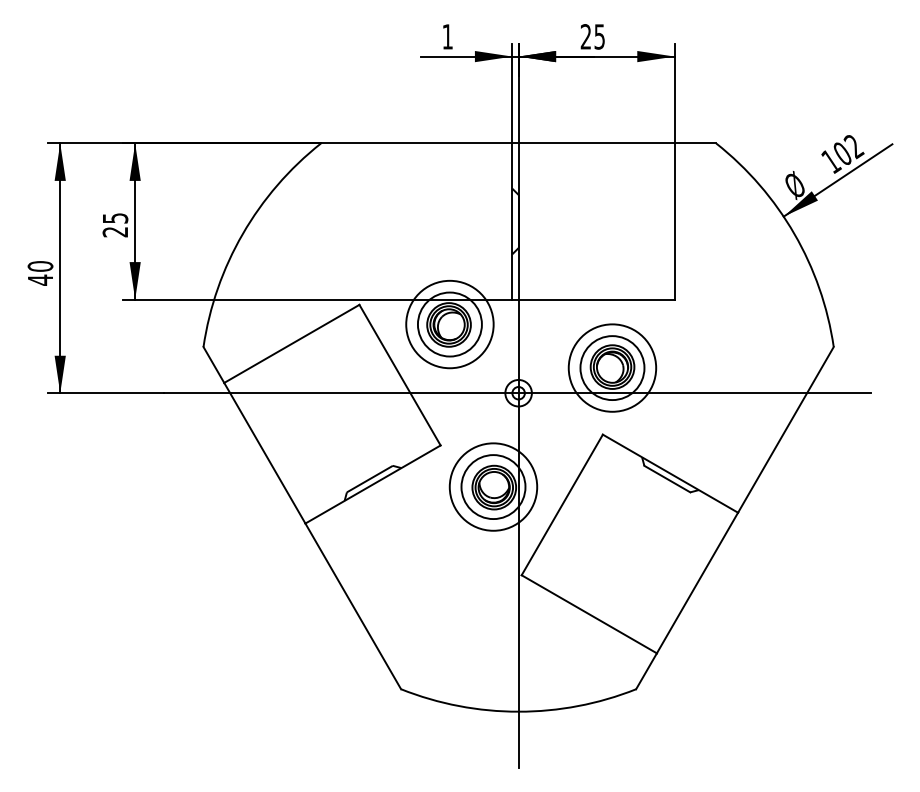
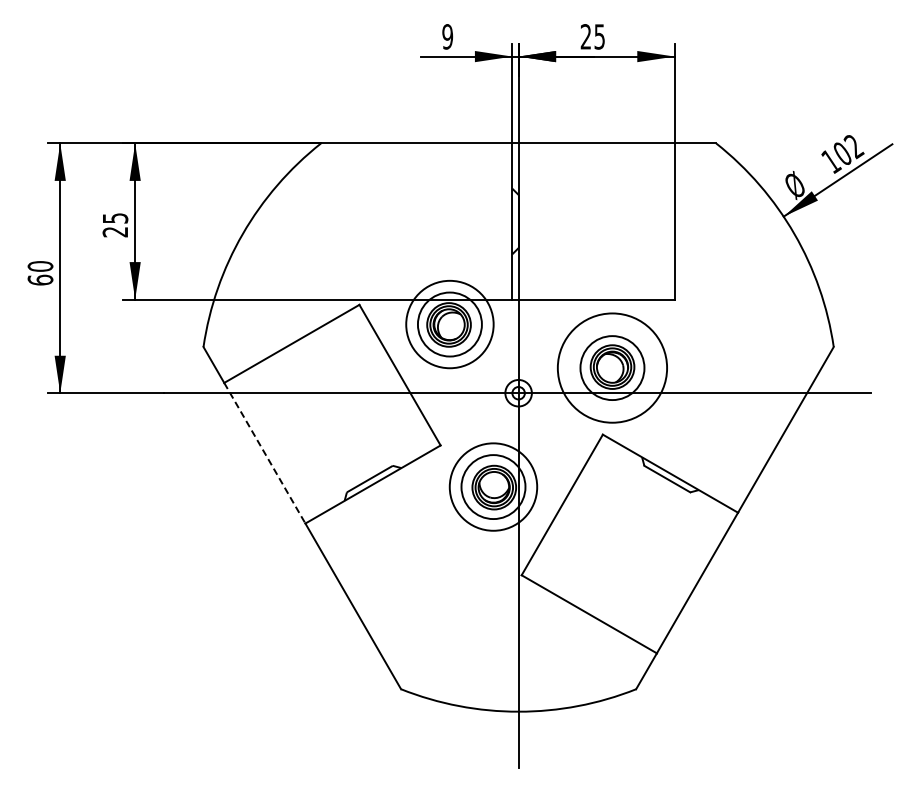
text: 1 -> 9 (447, 36)
text: 40 -> 60 (40, 279)
circle diameter: 87 px -> 109 px (612, 367)
line: solid -> dashed (265, 453)
